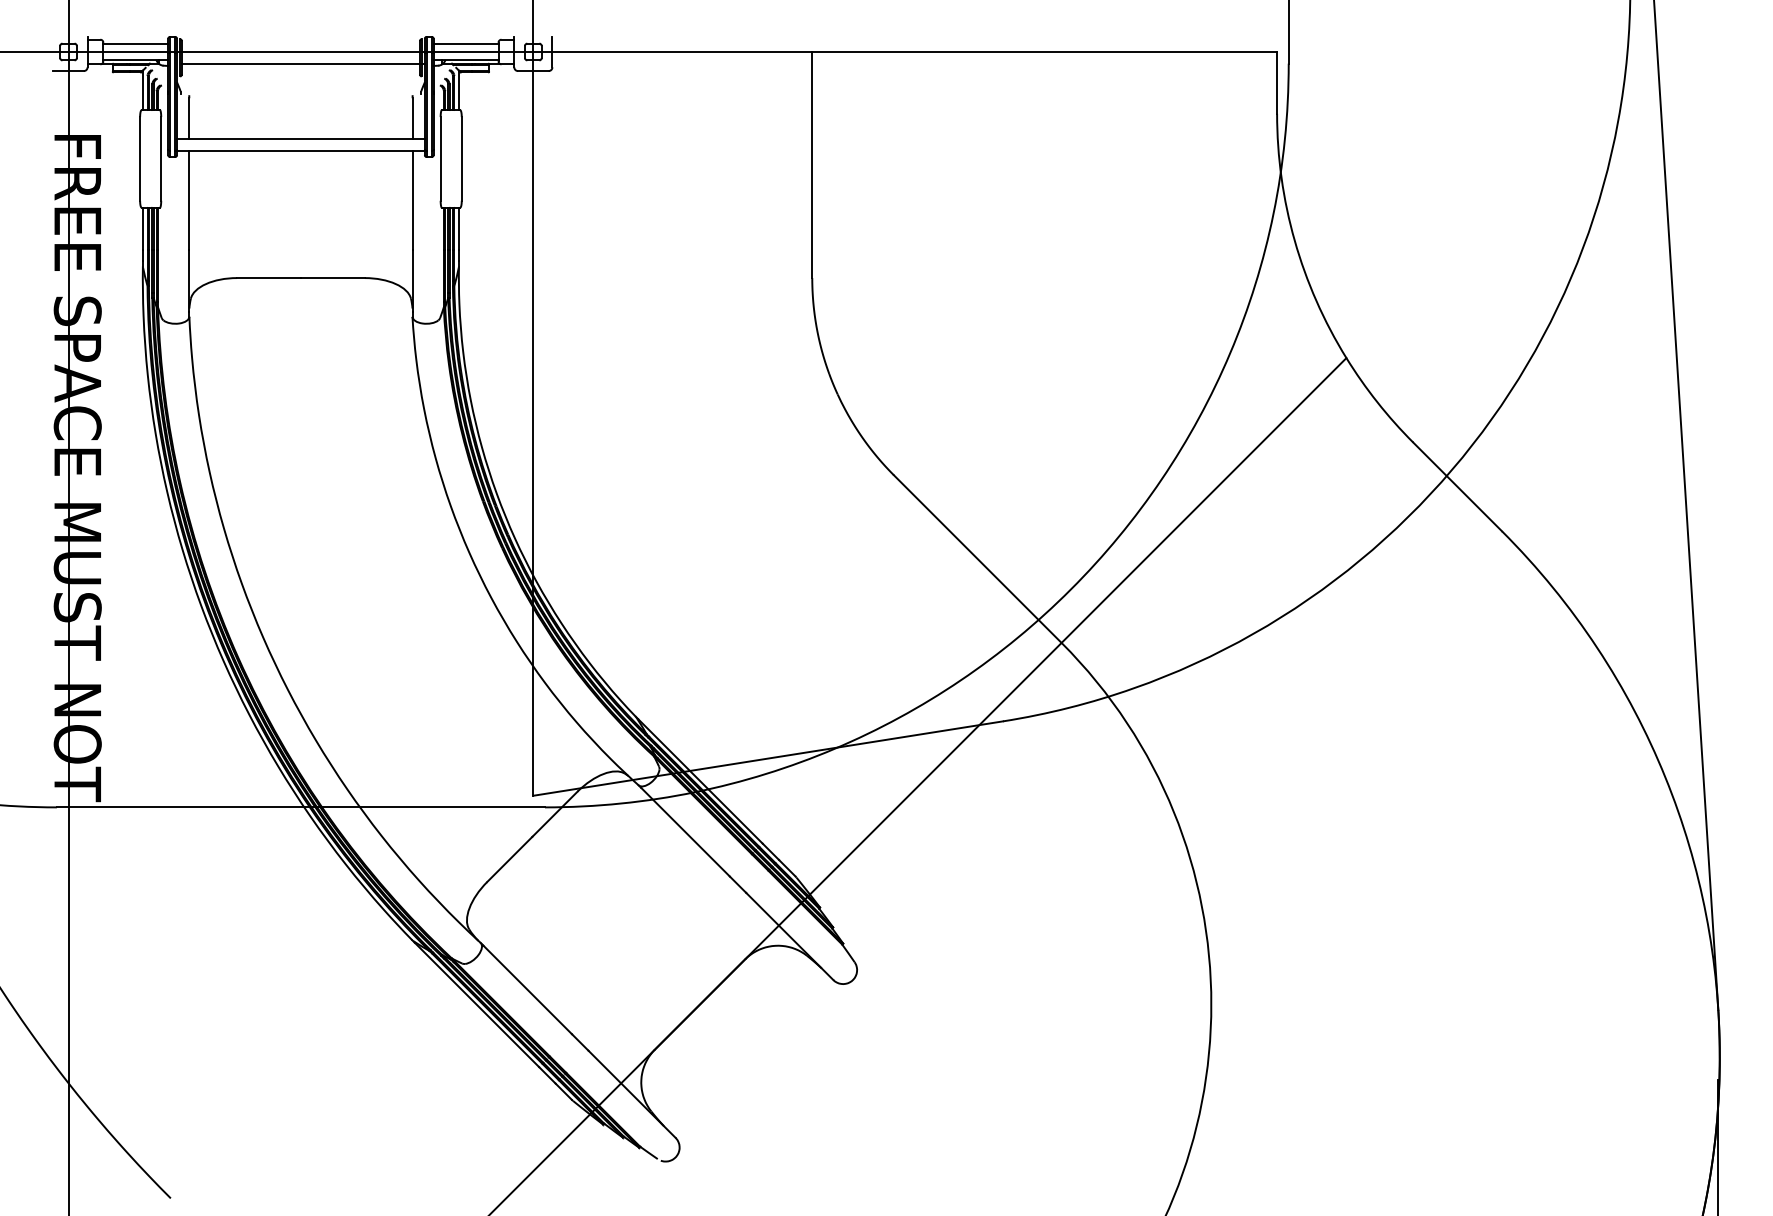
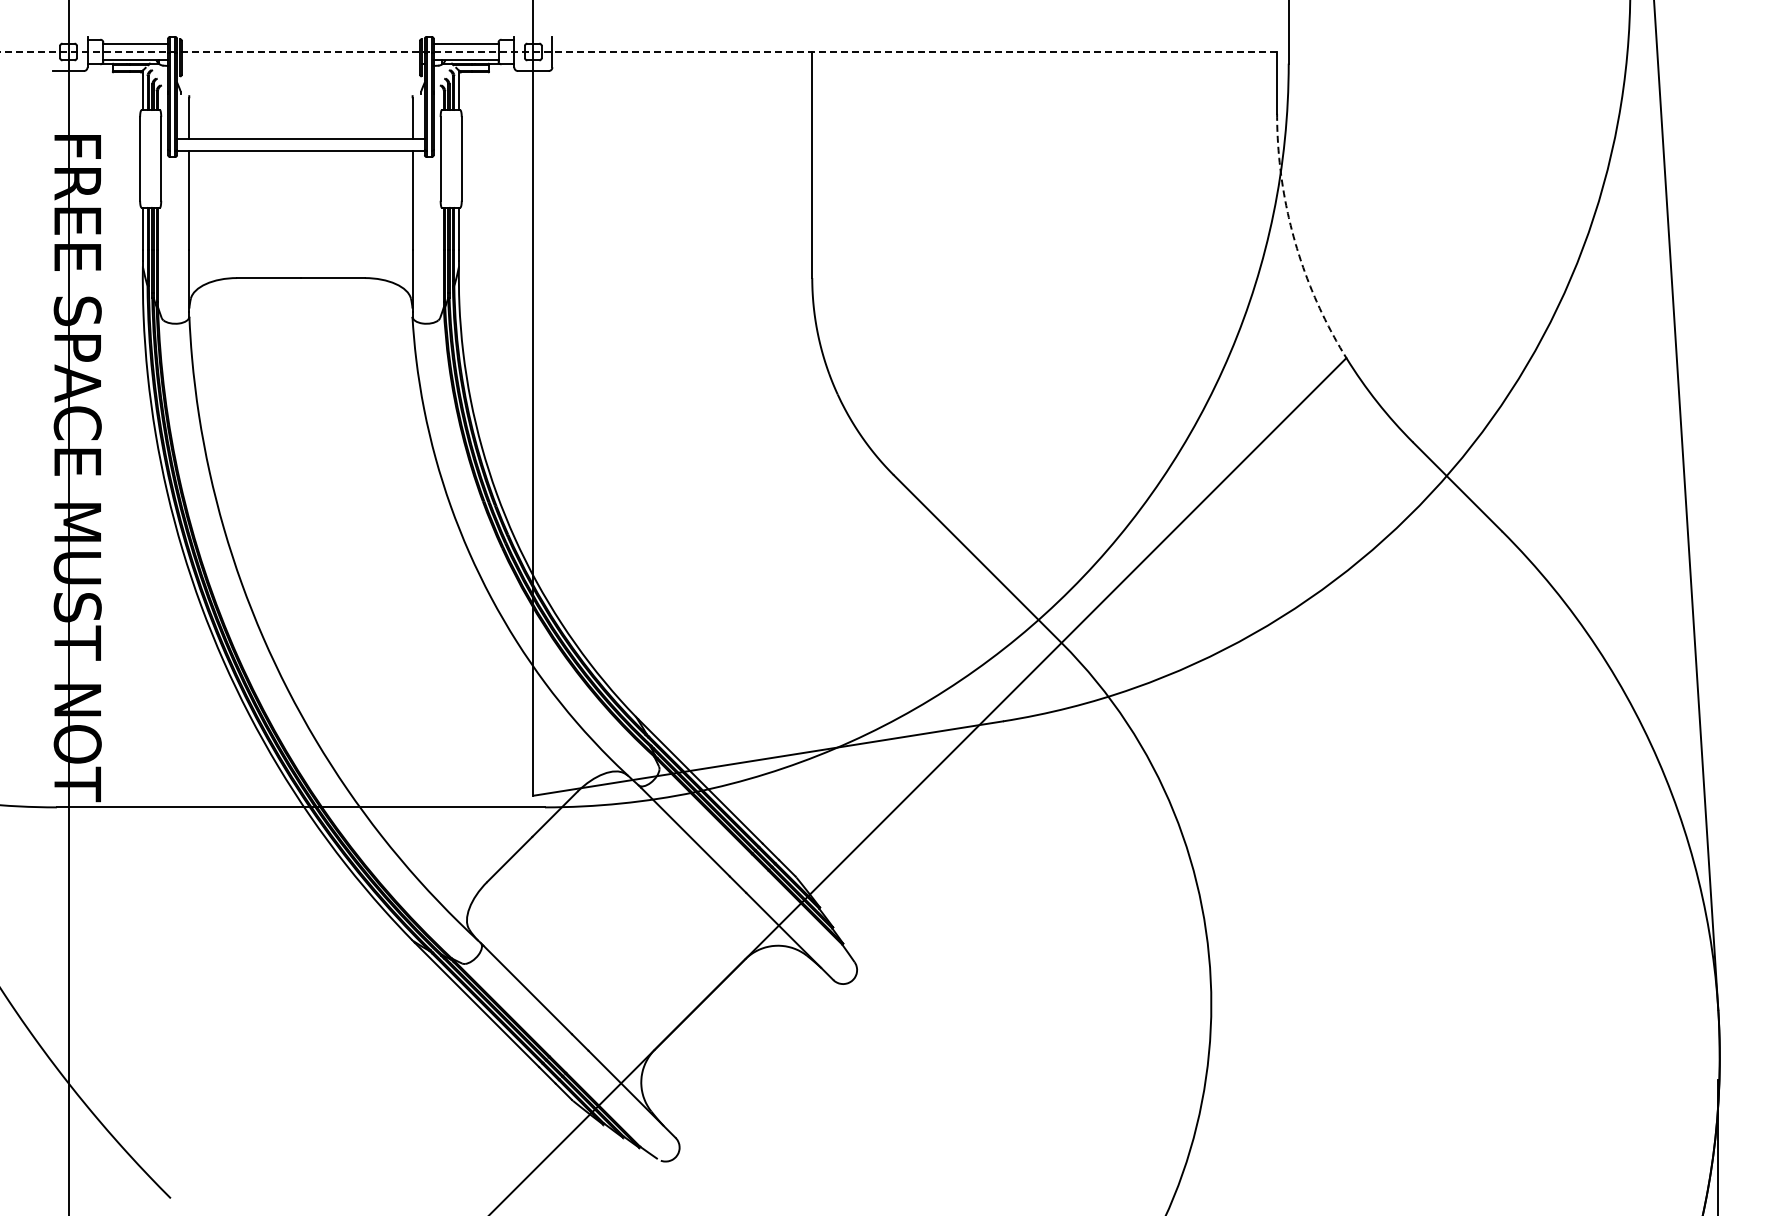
line: solid -> dashed (638, 52)
line: present -> none (300, 63)
arc: solid -> dashed (1294, 240)
